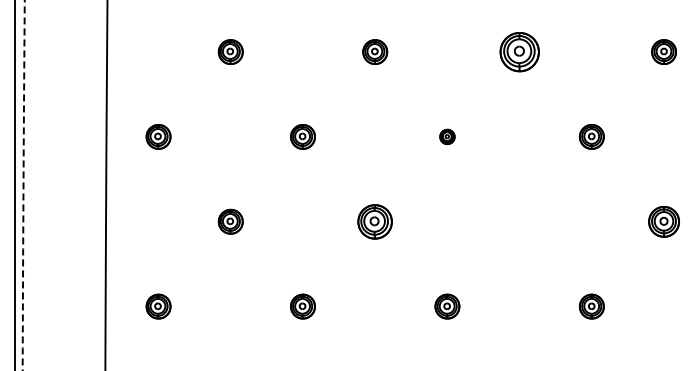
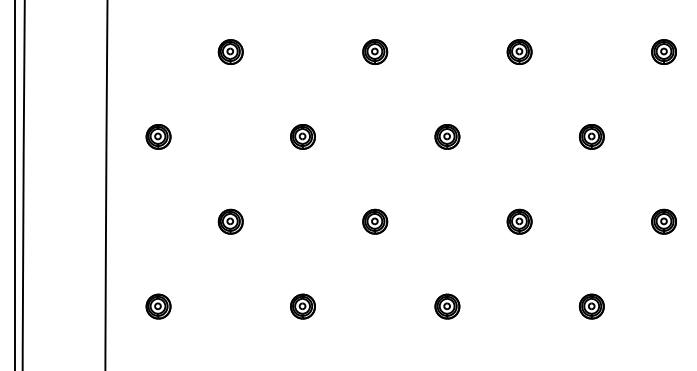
part size: 41x41 px -> 27x26 px (519, 51)
part size: 17x18 px -> 27x26 px (447, 136)
arc: dashed -> solid (23, 185)
part size: 36x36 px -> 27x27 px (375, 221)
part: none -> present (519, 221)
part size: 32x32 px -> 26x27 px (663, 221)
